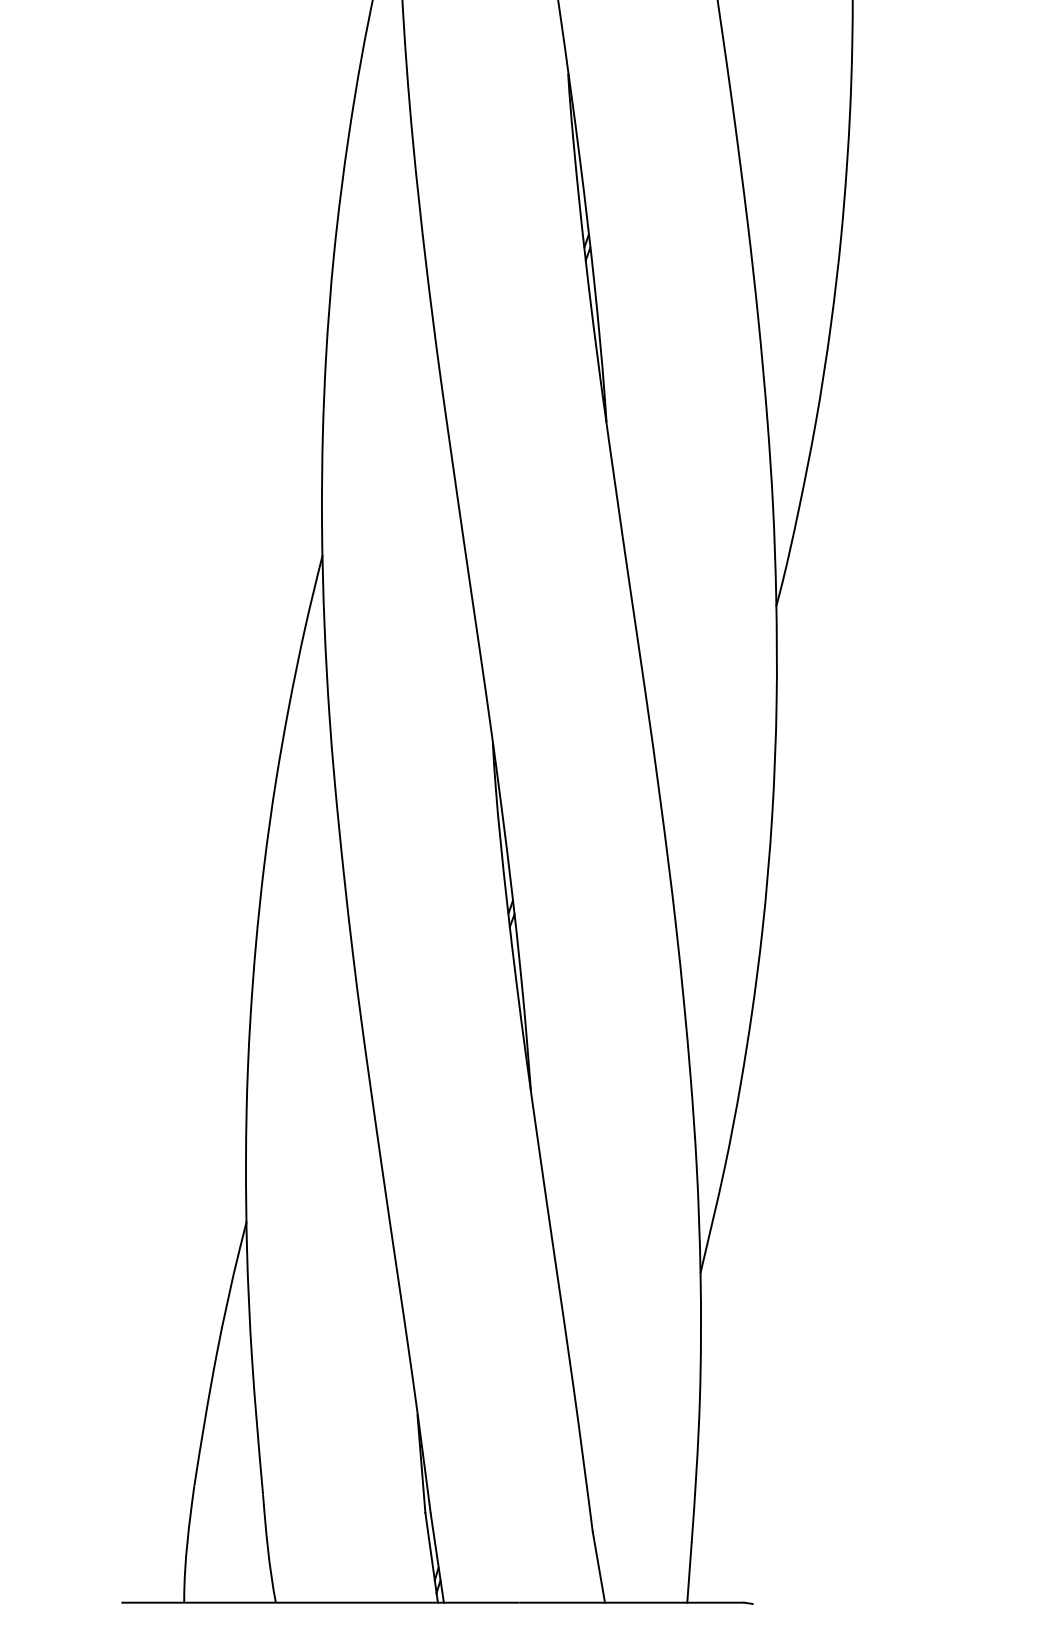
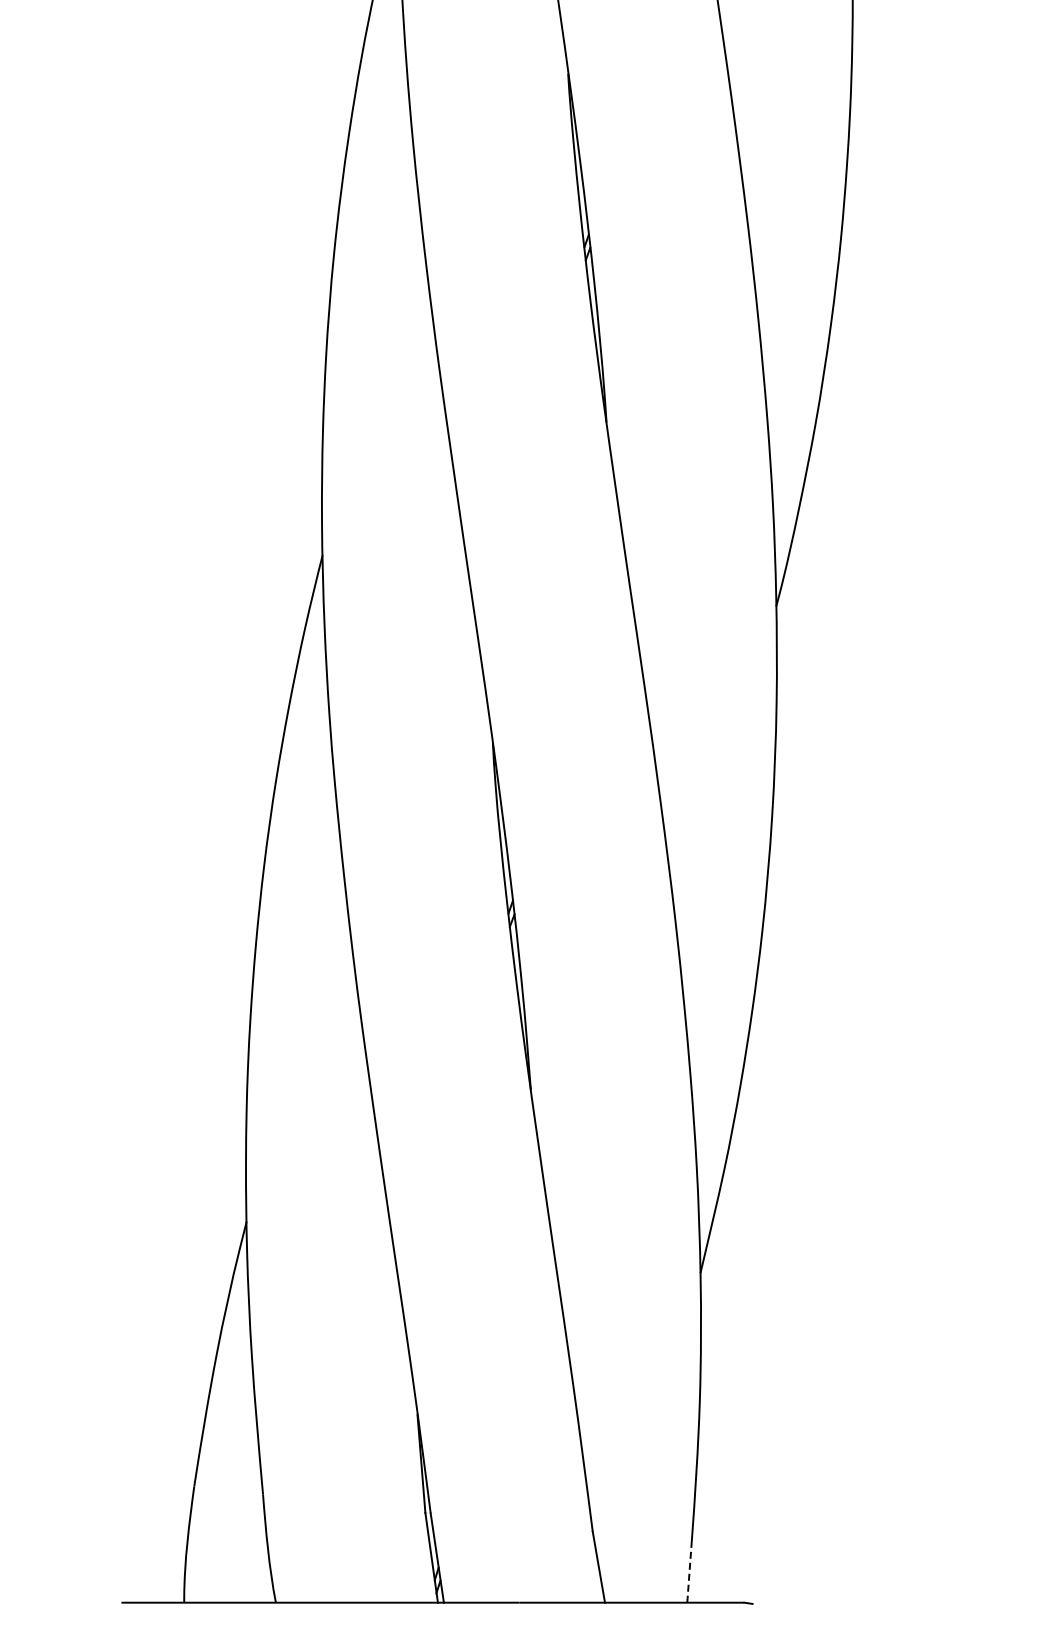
line: solid -> dashed (689, 1572)
